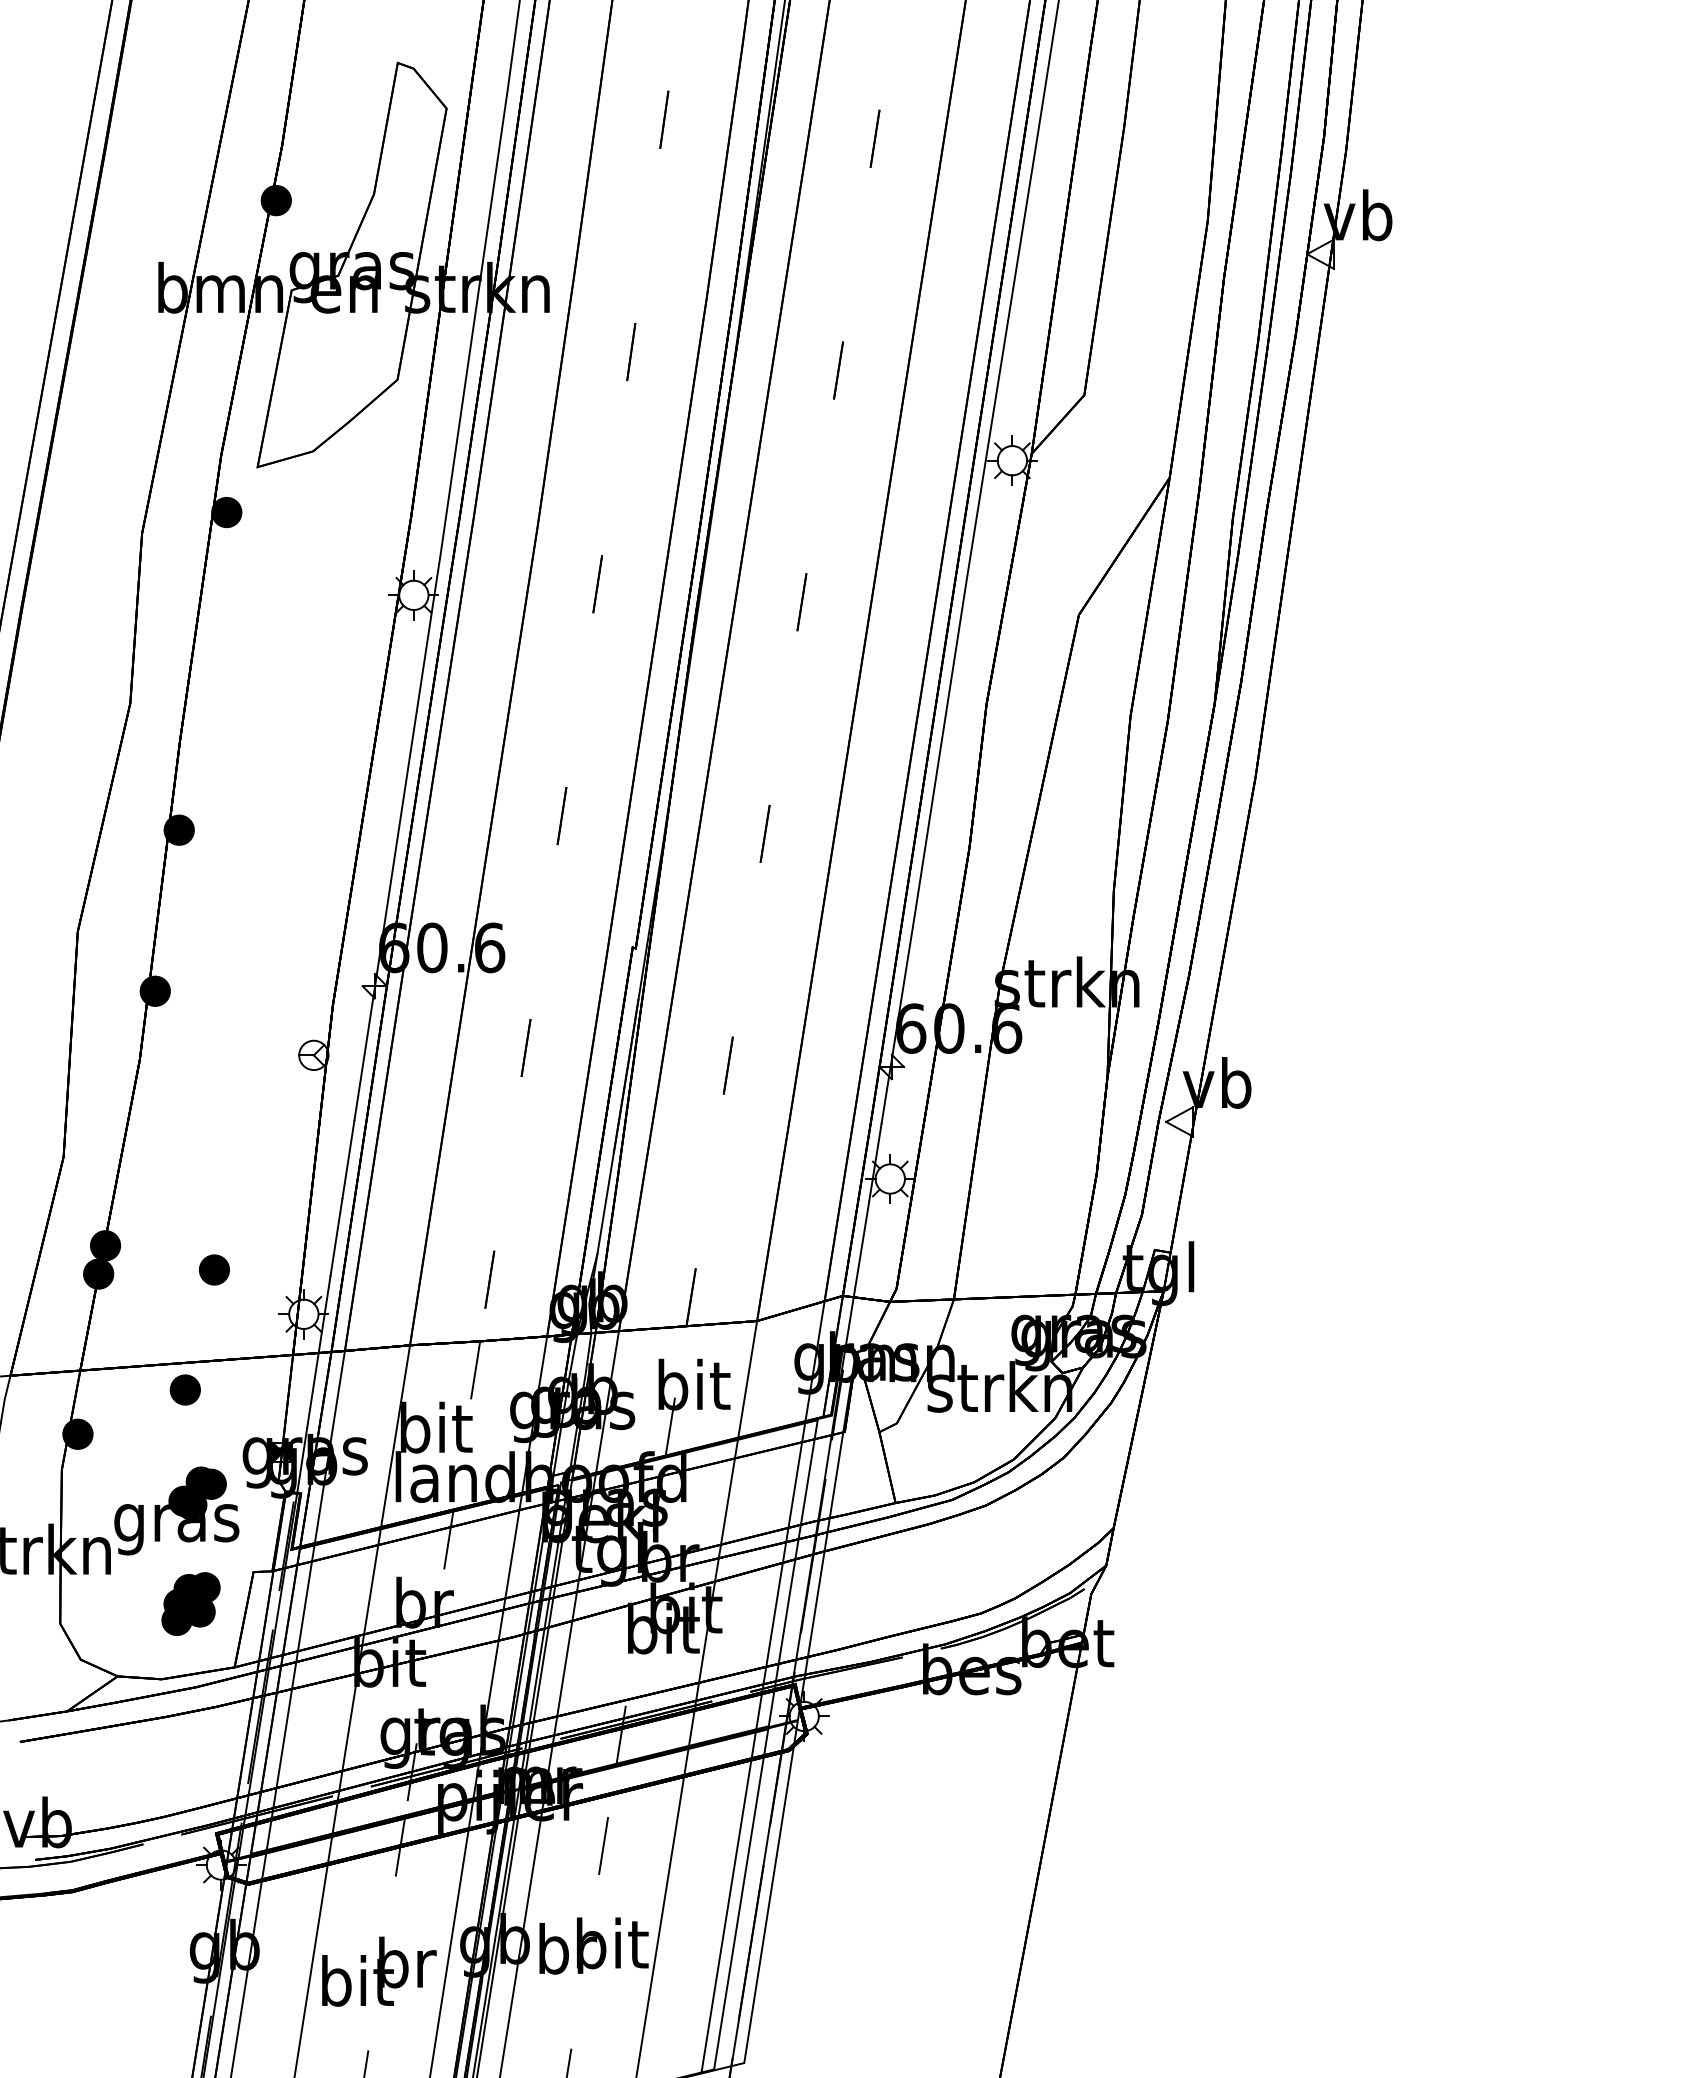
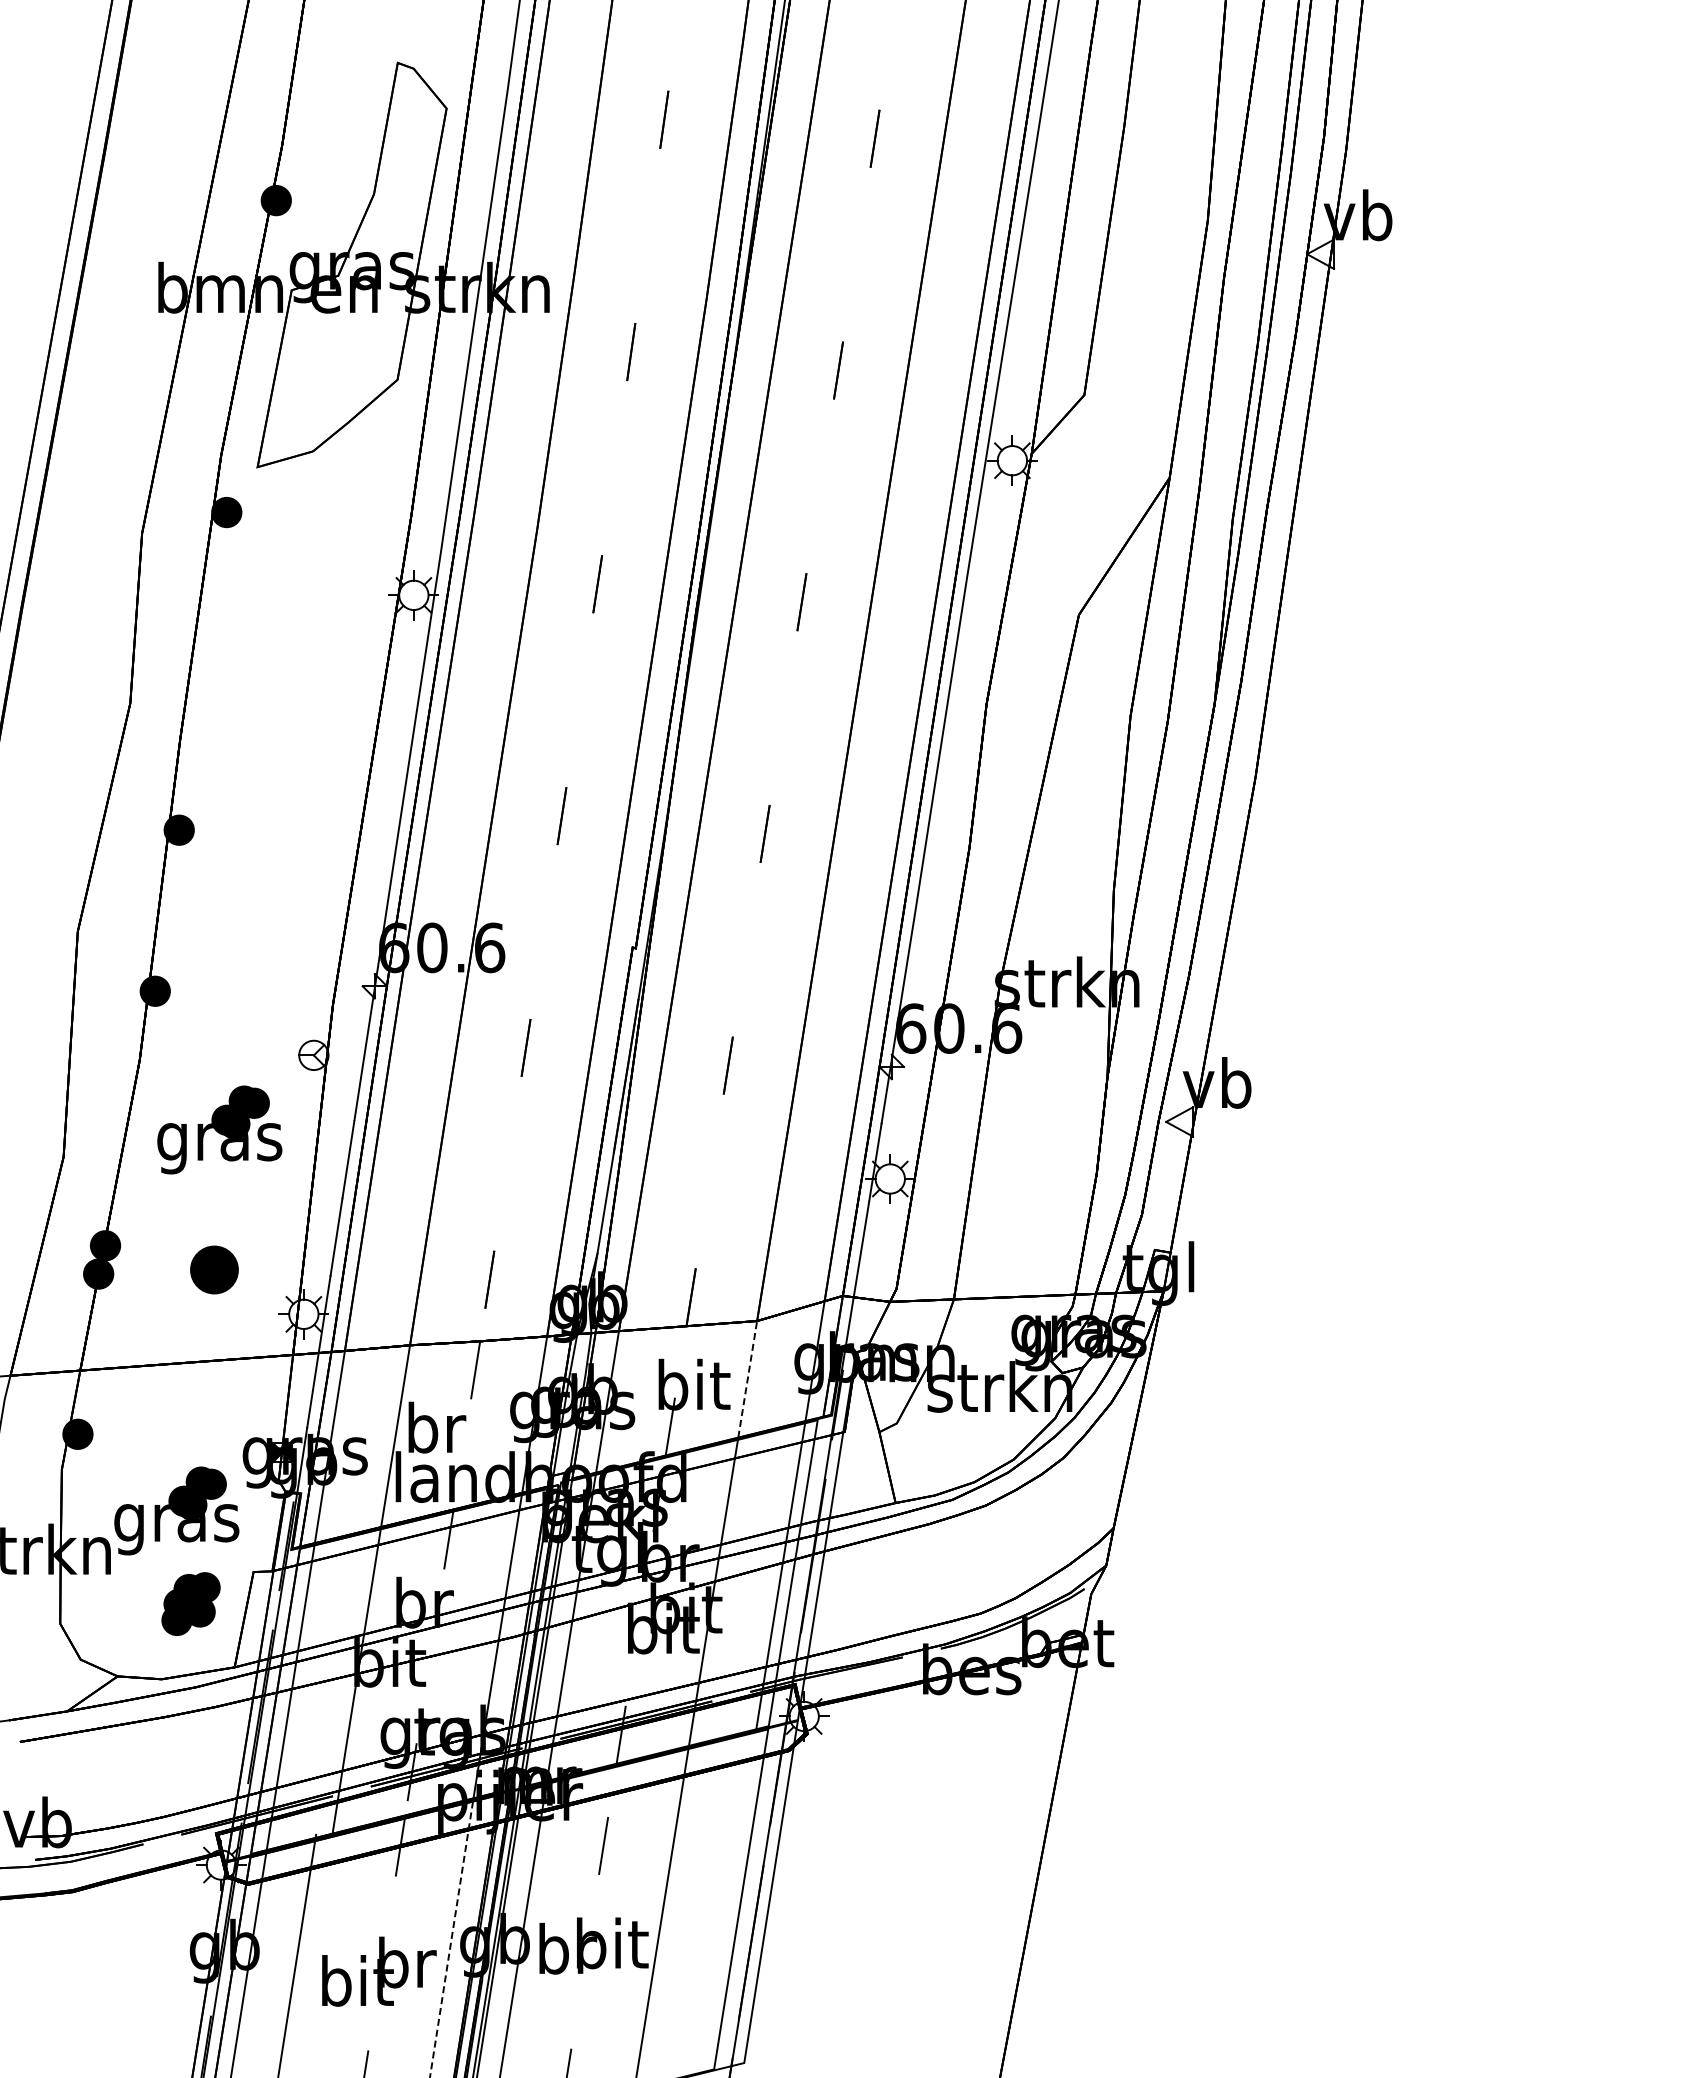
part: none -> present (219, 1129)
part size: 31x32 px -> 49x50 px (214, 1269)
line: solid -> dashed (747, 1378)
part: present -> none (184, 1389)
text: bit -> br (436, 1427)
line: present -> none (728, 1902)
line: solid -> dashed (451, 1939)
line position: (313, 1955) -> (297, 1954) (297, 1954)
